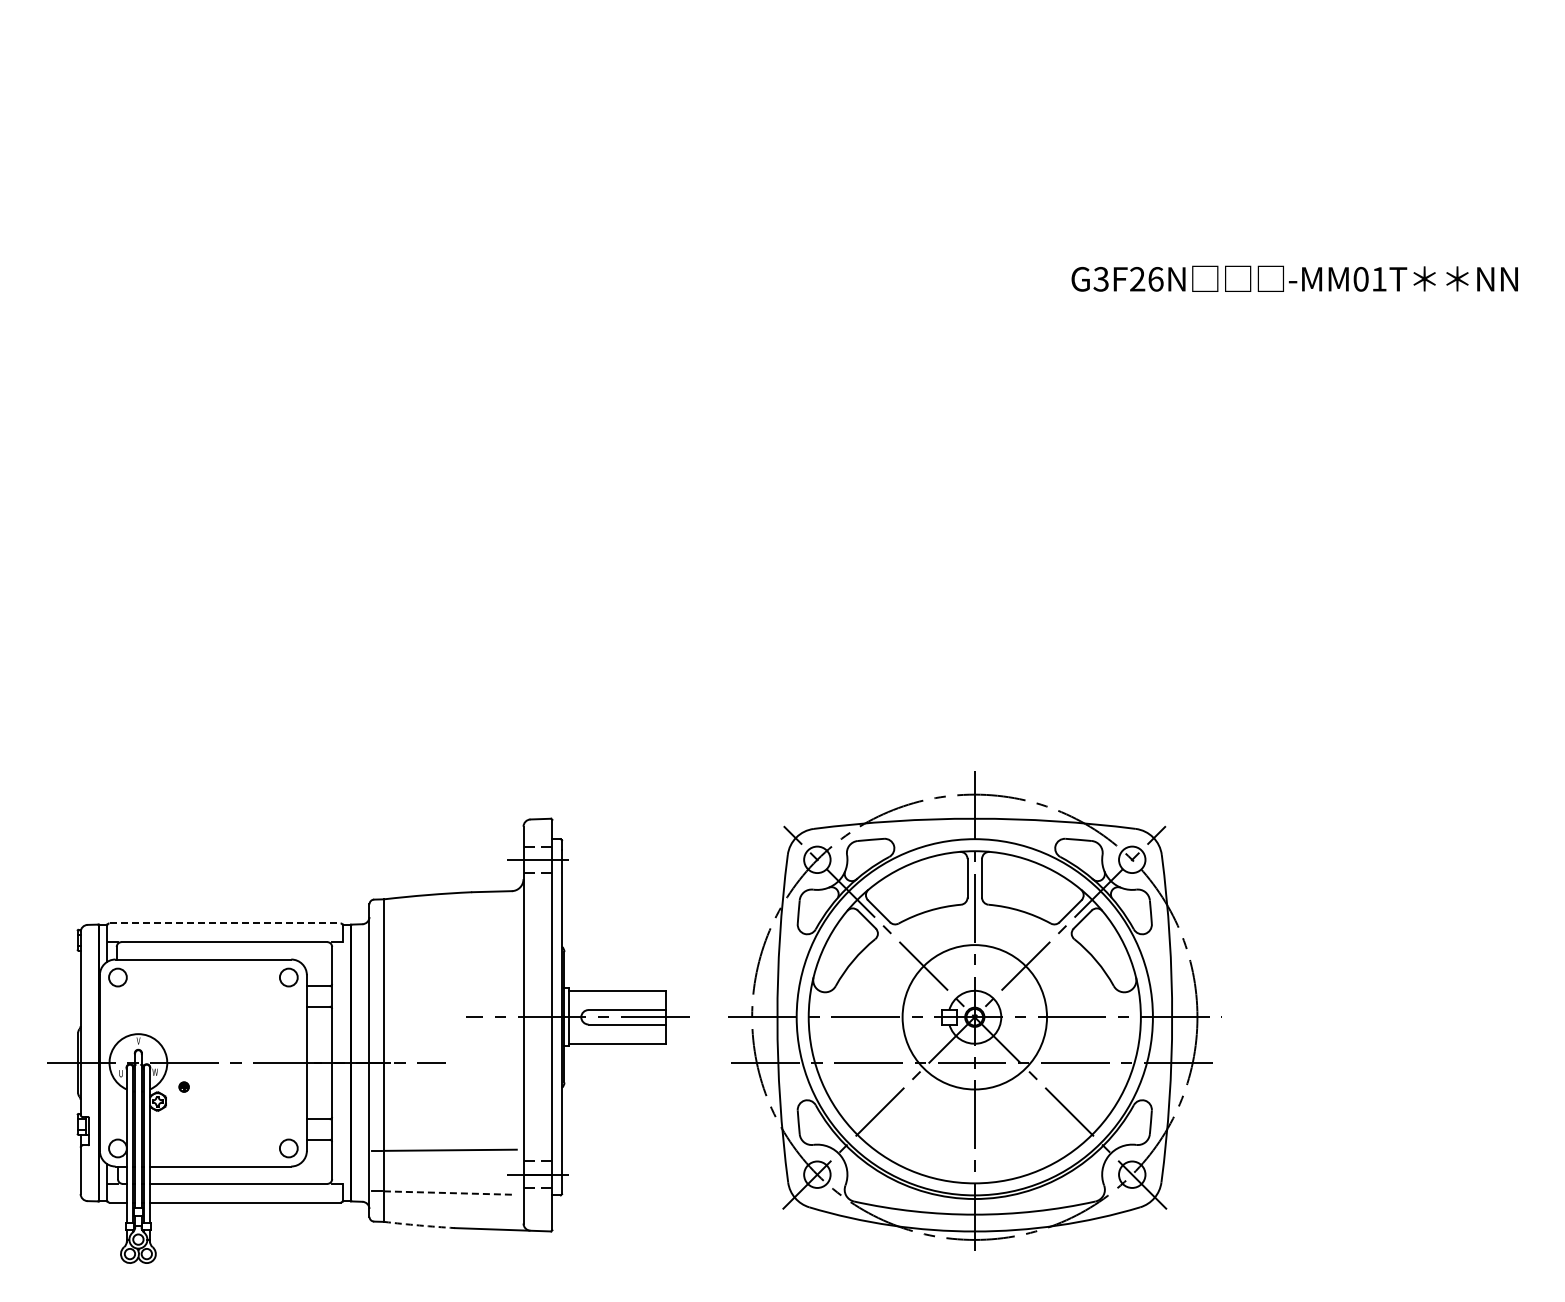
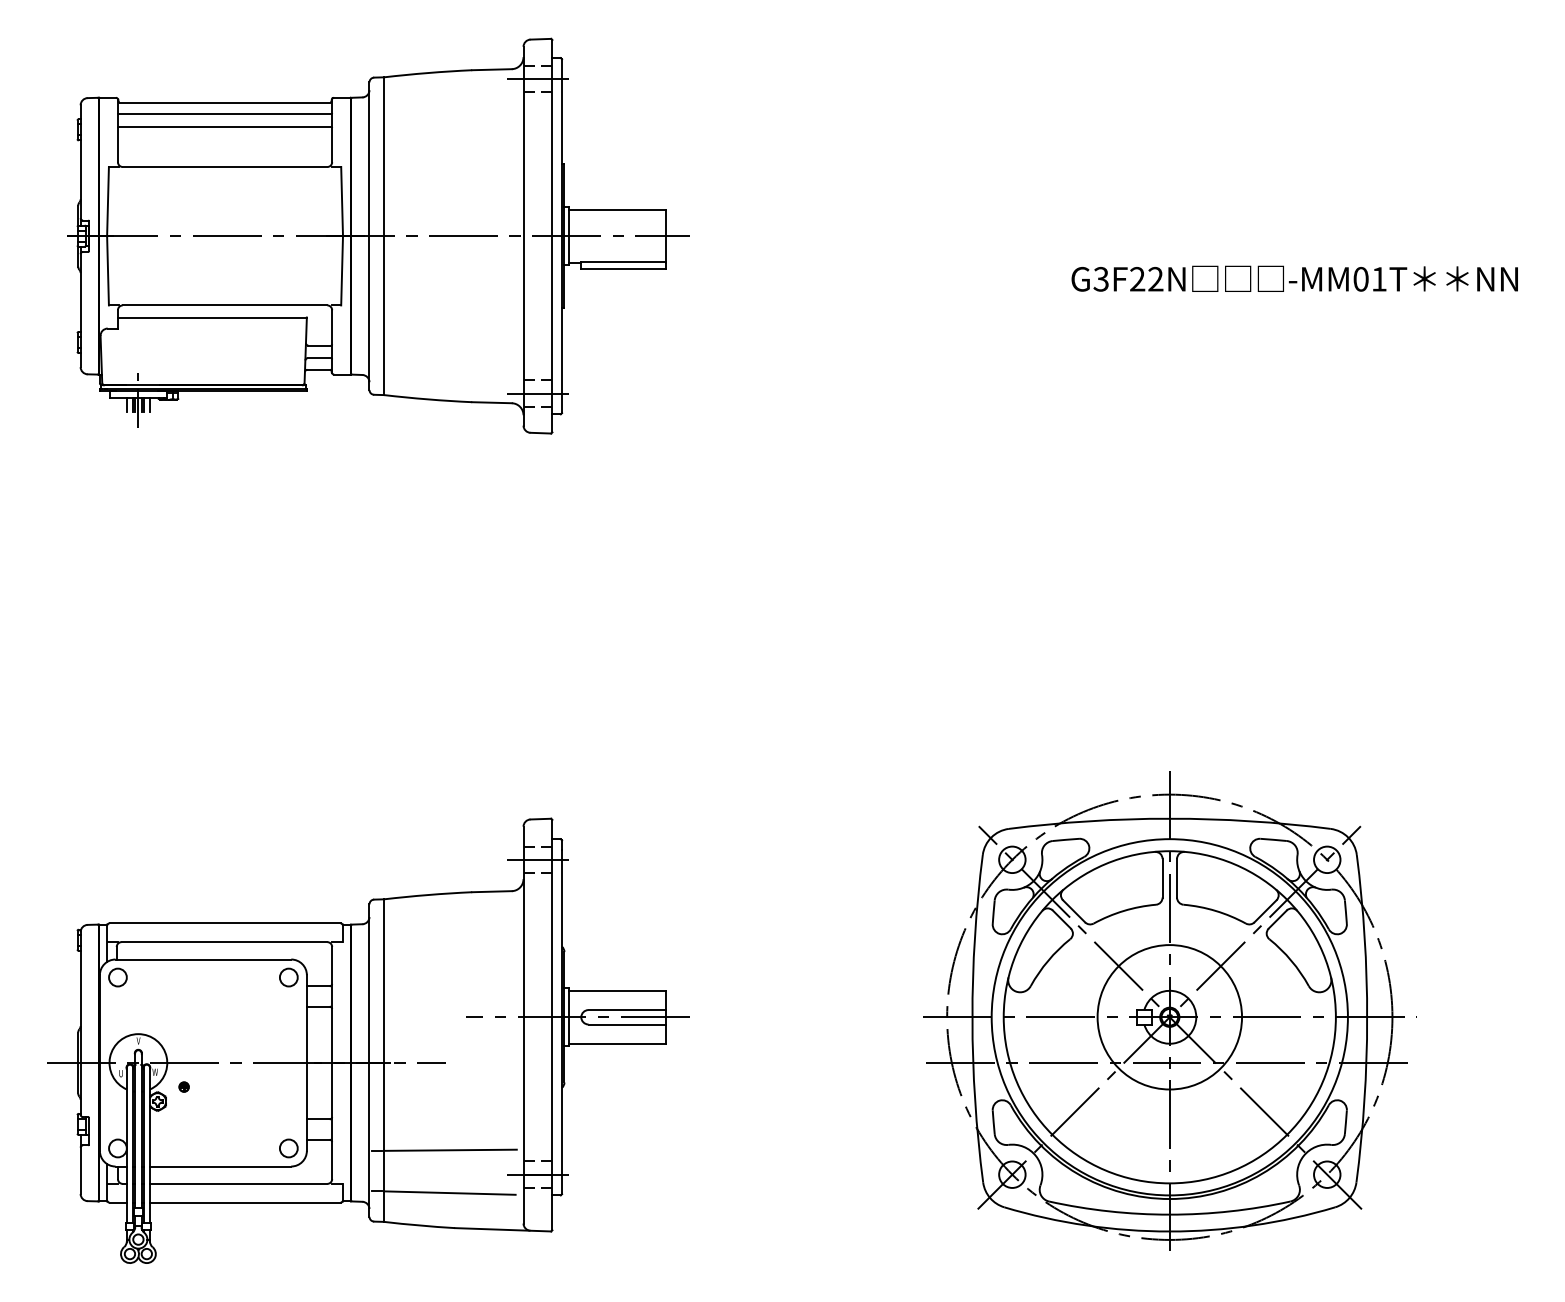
part: none -> present (378, 235)
text: G3F26N -> G3F22N (1155, 278)
line: dashed -> solid (225, 923)
part position: (974, 1010) -> (1169, 1010) (1169, 1010)
line: dashed -> solid (449, 1193)
arc: dashed -> solid (419, 1225)
